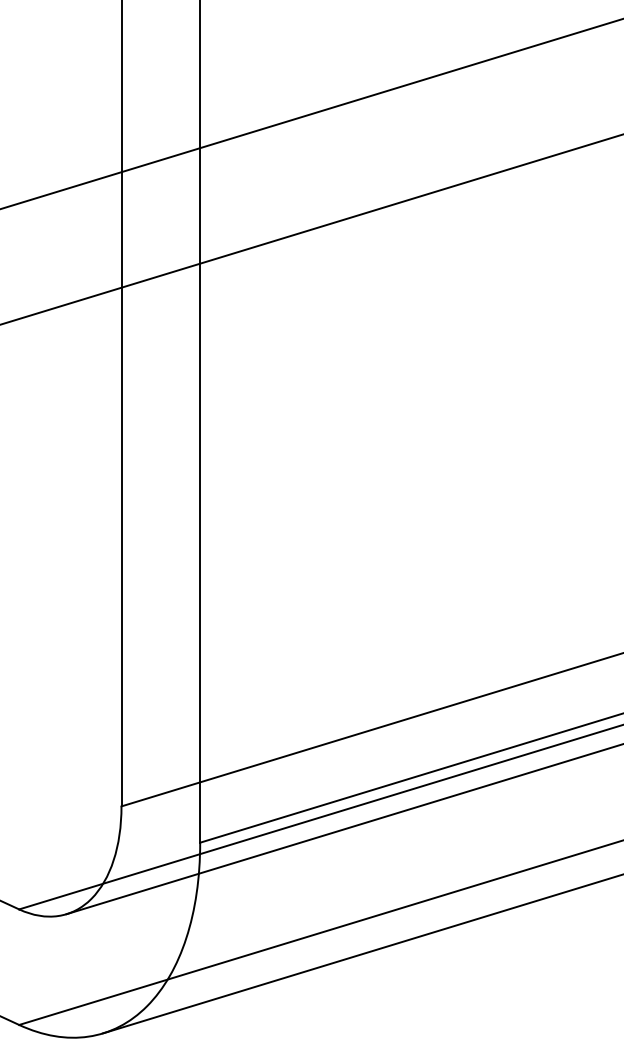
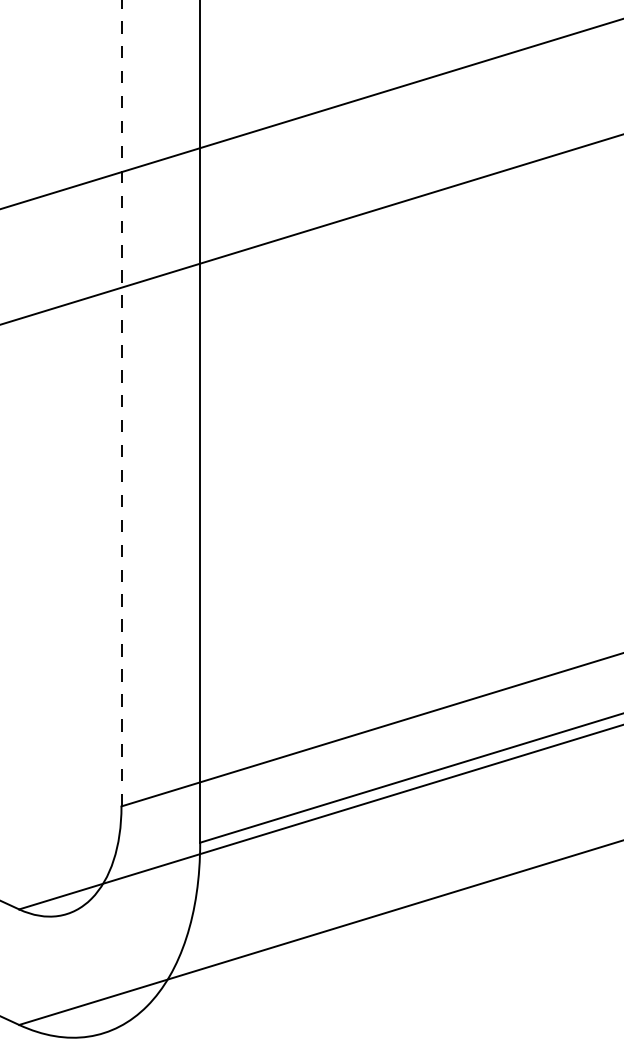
line: solid -> dashed (121, 403)
line: present -> none (343, 829)
line: present -> none (361, 954)
